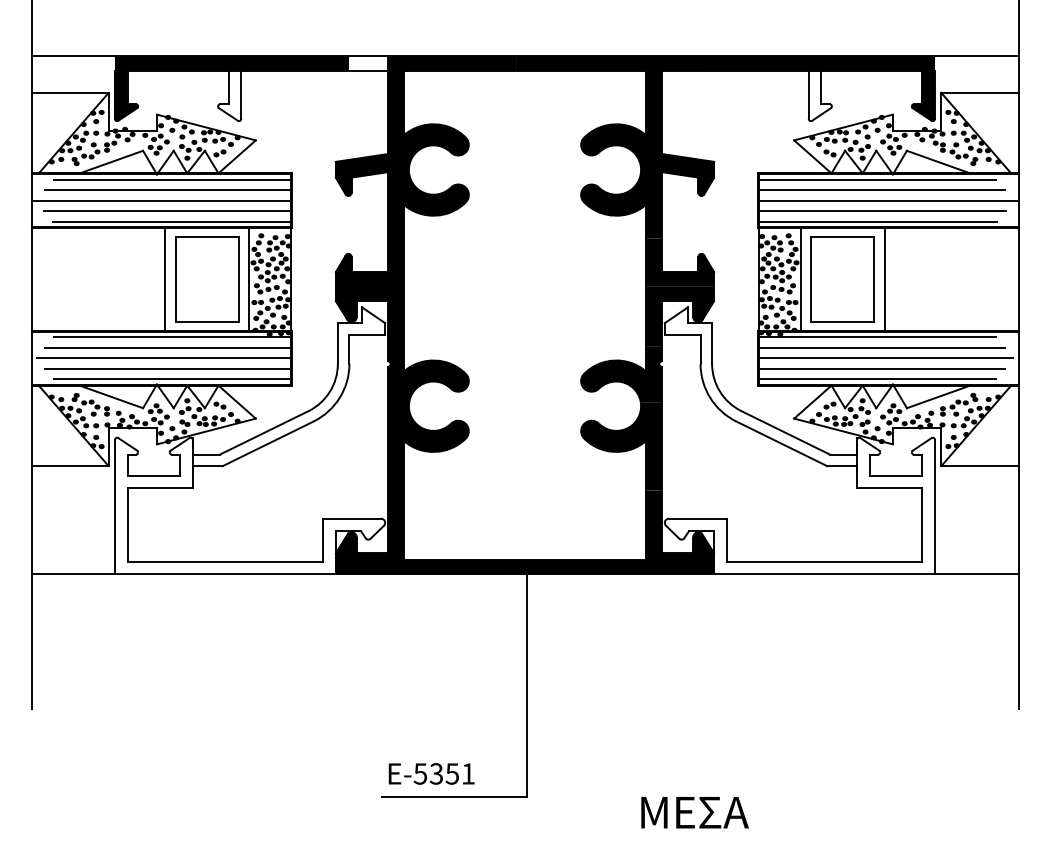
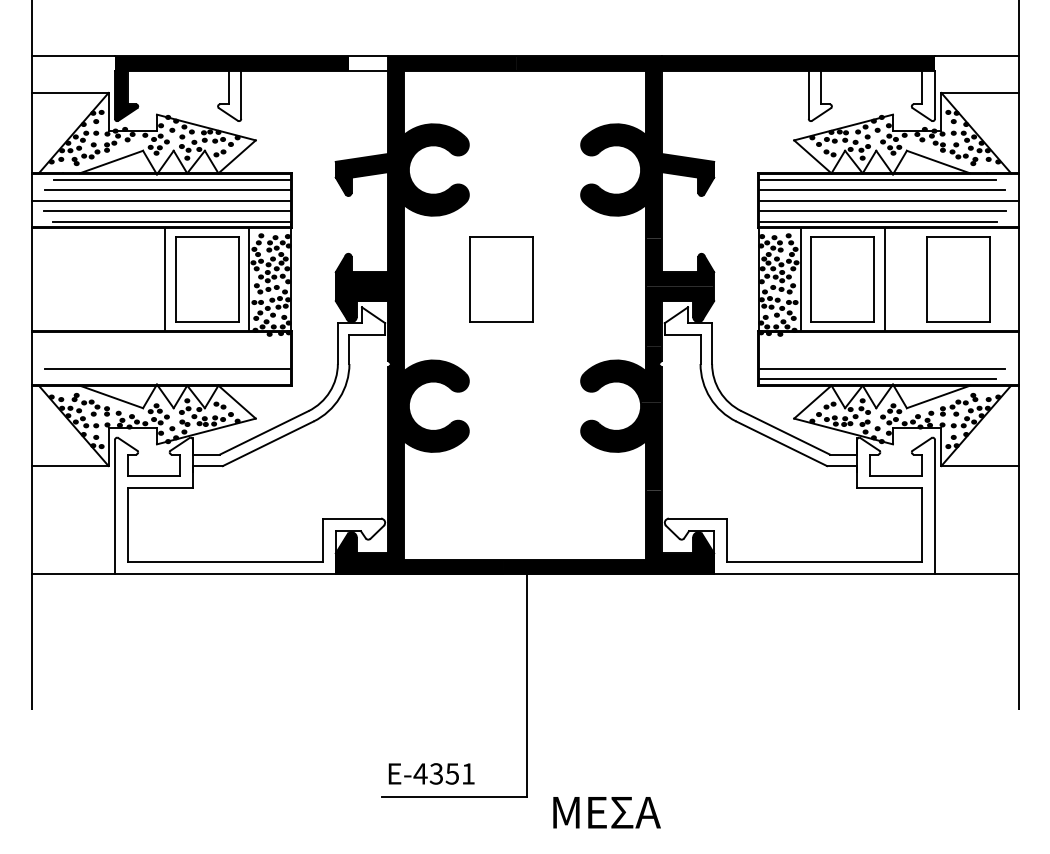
fill: present -> none (922, 95)
part: none -> present (501, 279)
part: none -> present (958, 279)
line: present -> none (172, 337)
line: present -> none (877, 337)
line: present -> none (168, 347)
line: present -> none (881, 347)
line: present -> none (164, 358)
line: present -> none (885, 358)
line: present -> none (172, 379)
text: E-5351 -> E-4351 (420, 773)
text position: (694, 812) -> (606, 812) (606, 812)
